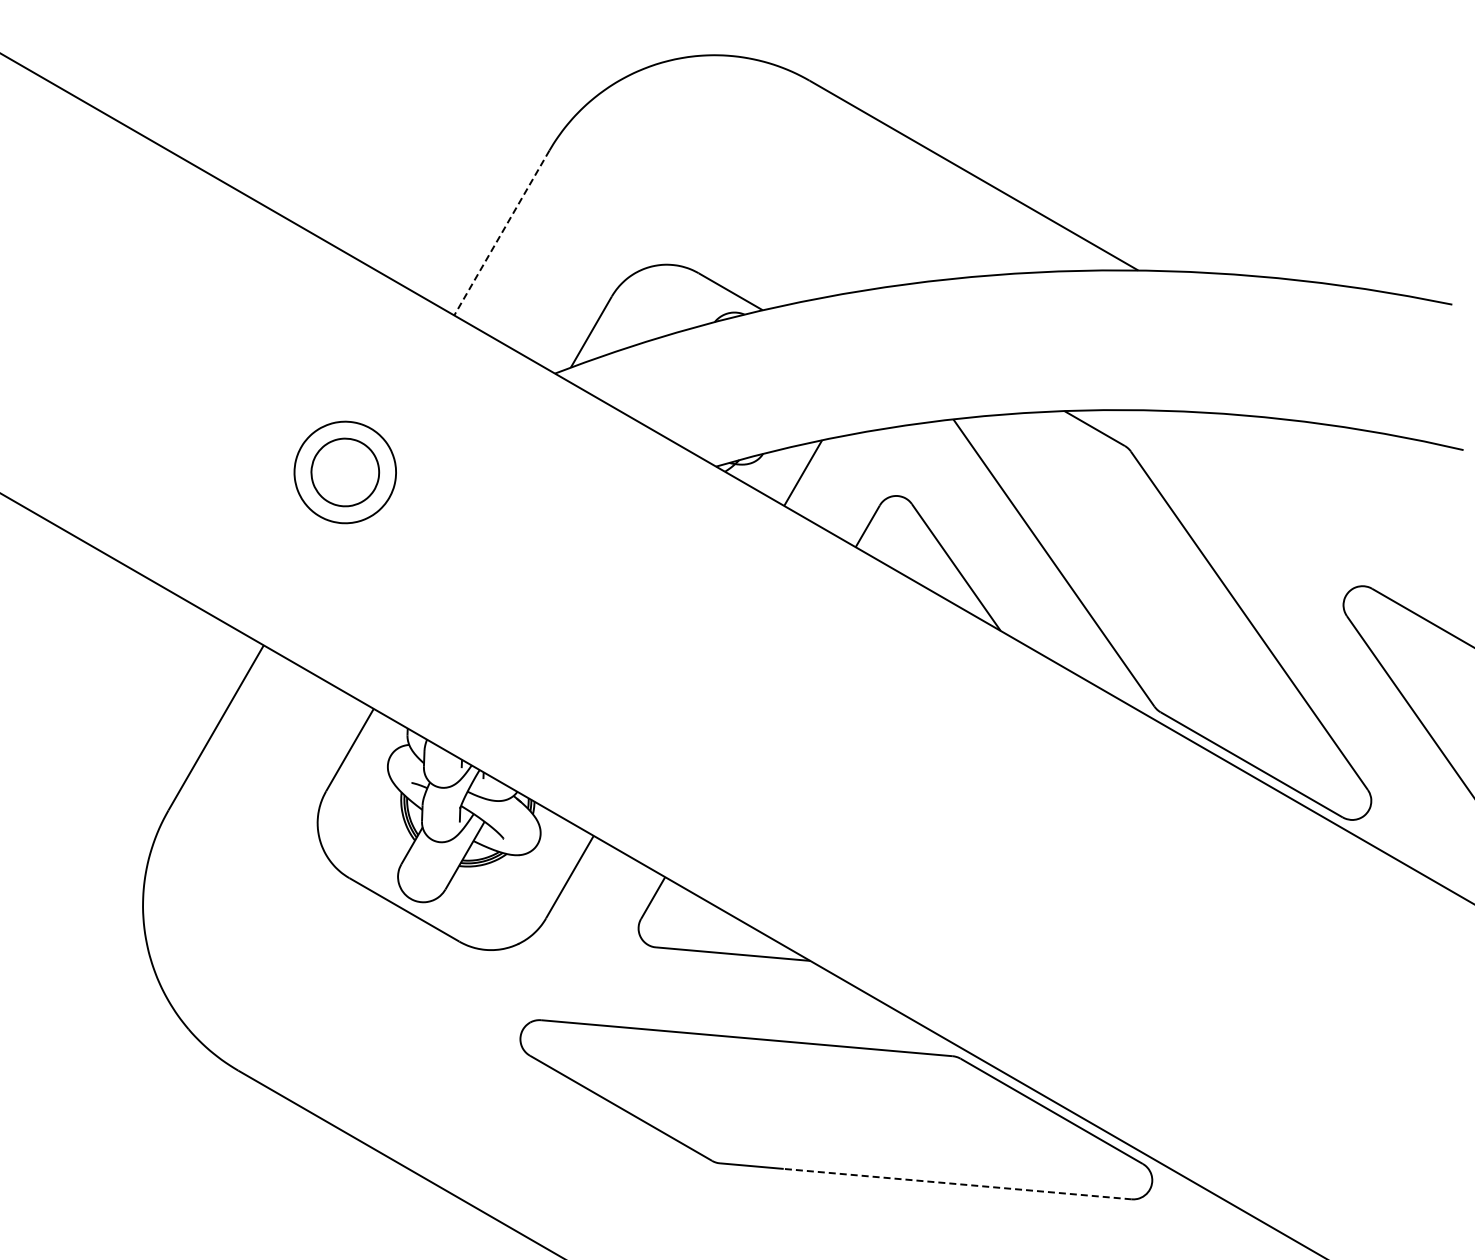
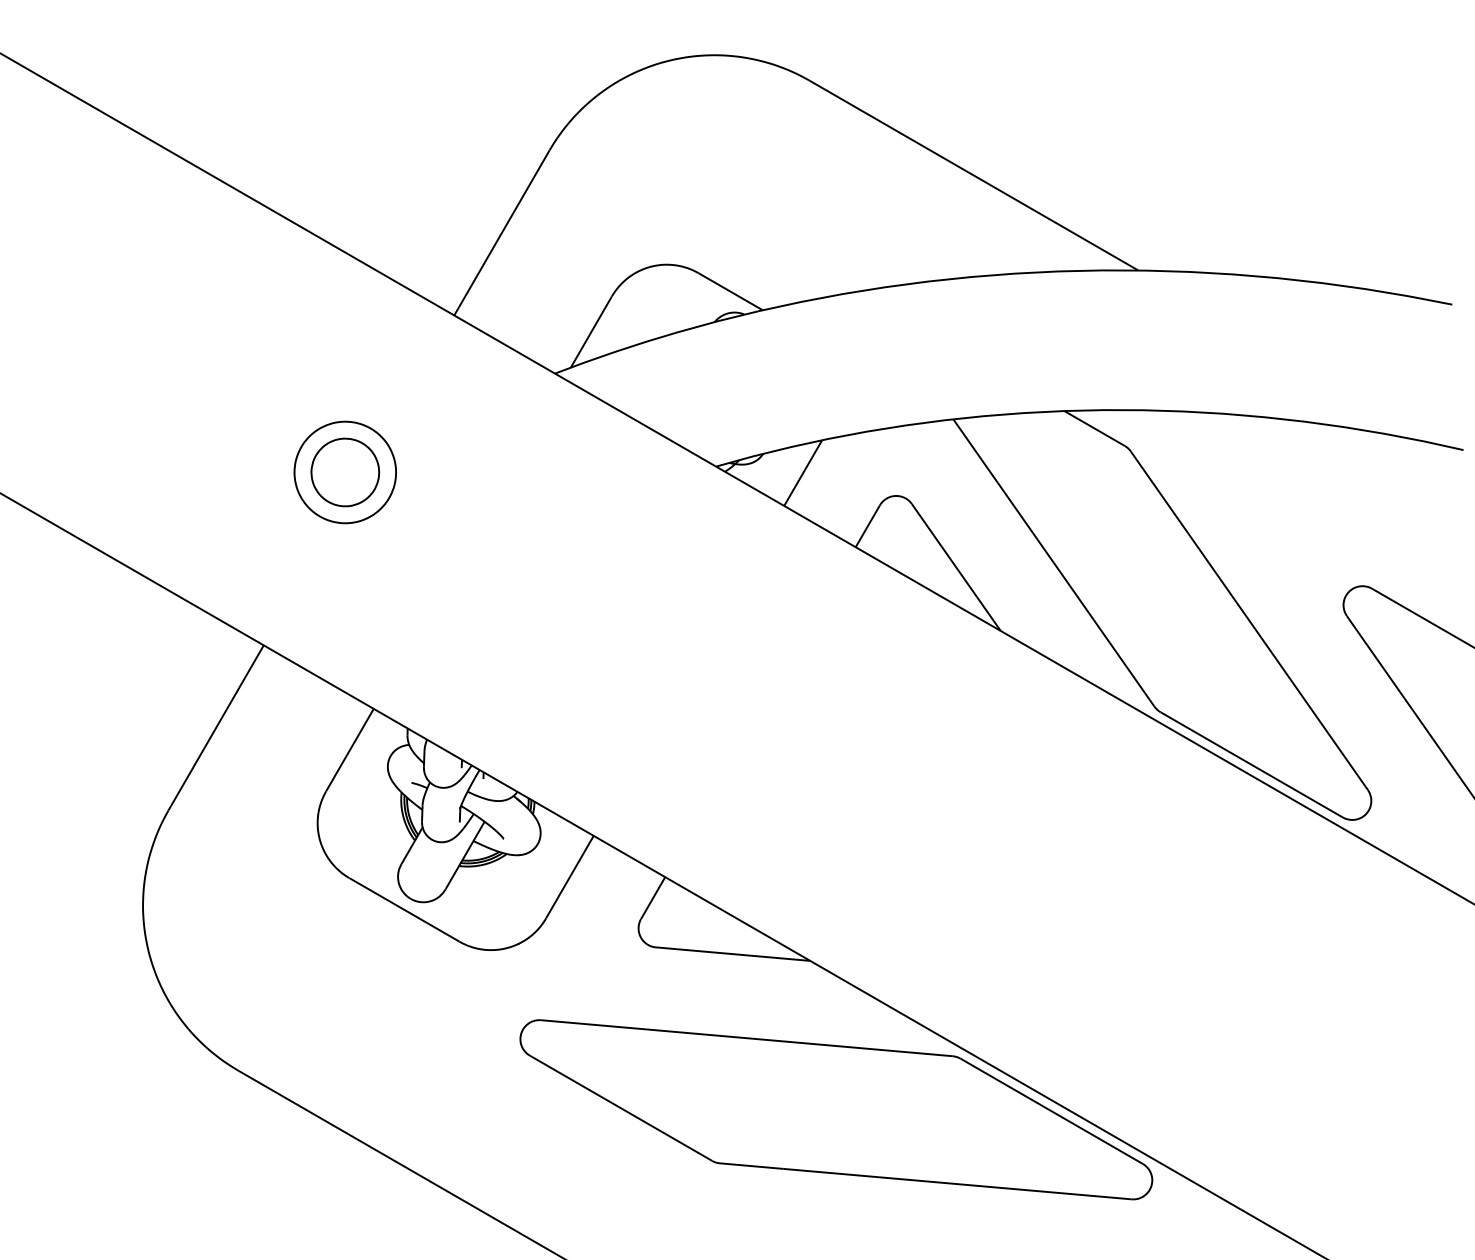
line: dashed -> solid (501, 233)
line: dashed -> solid (957, 1184)
